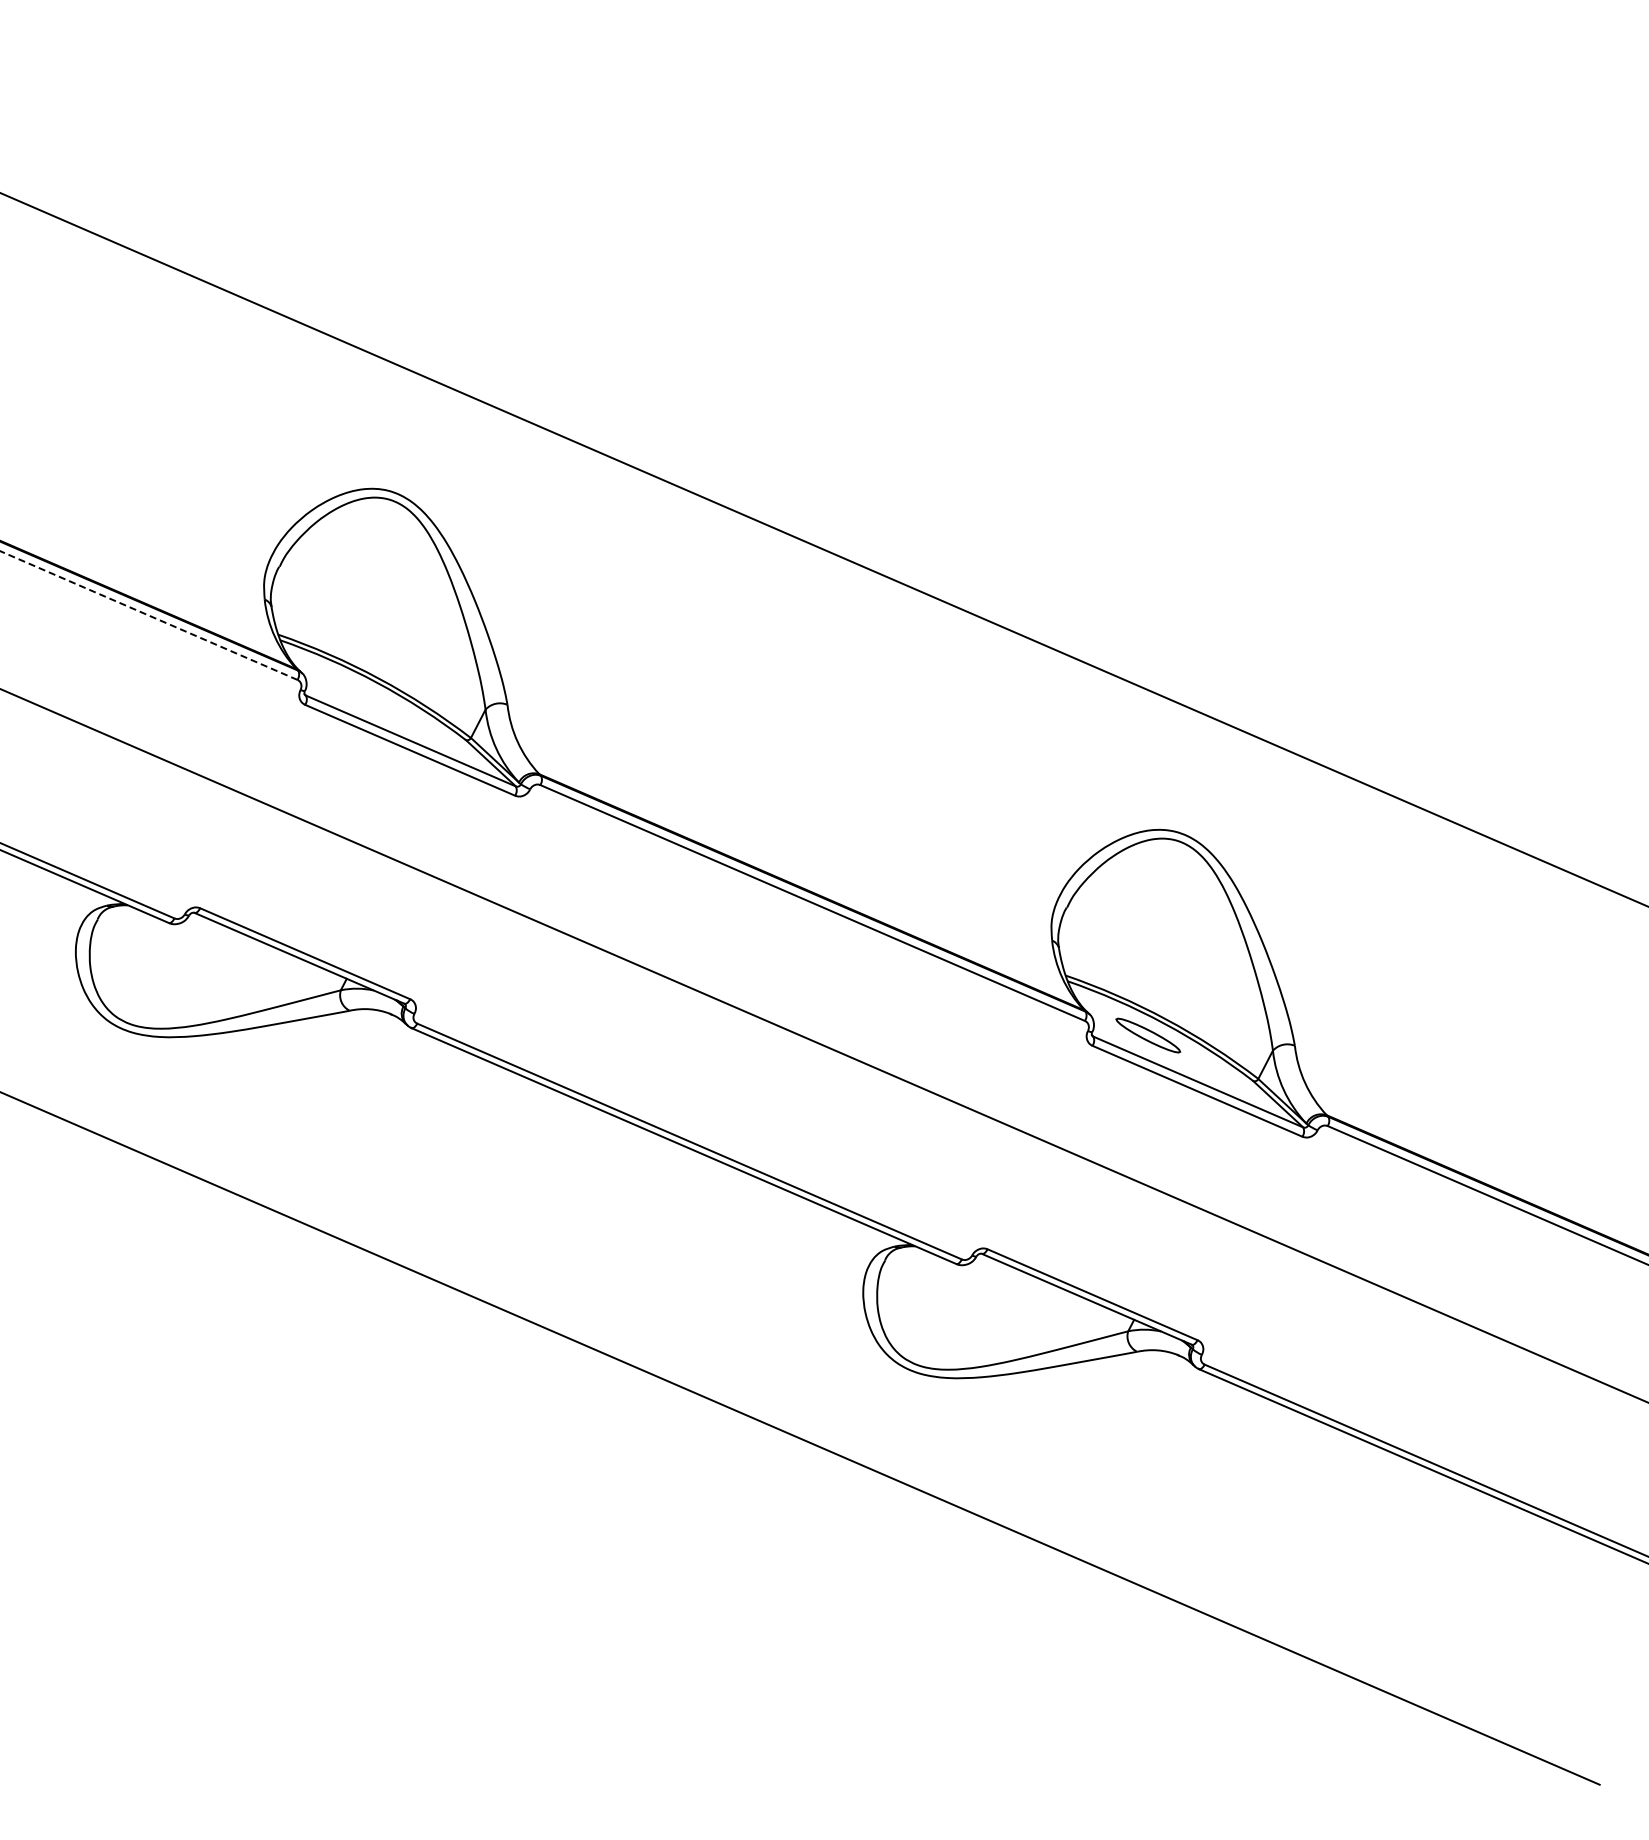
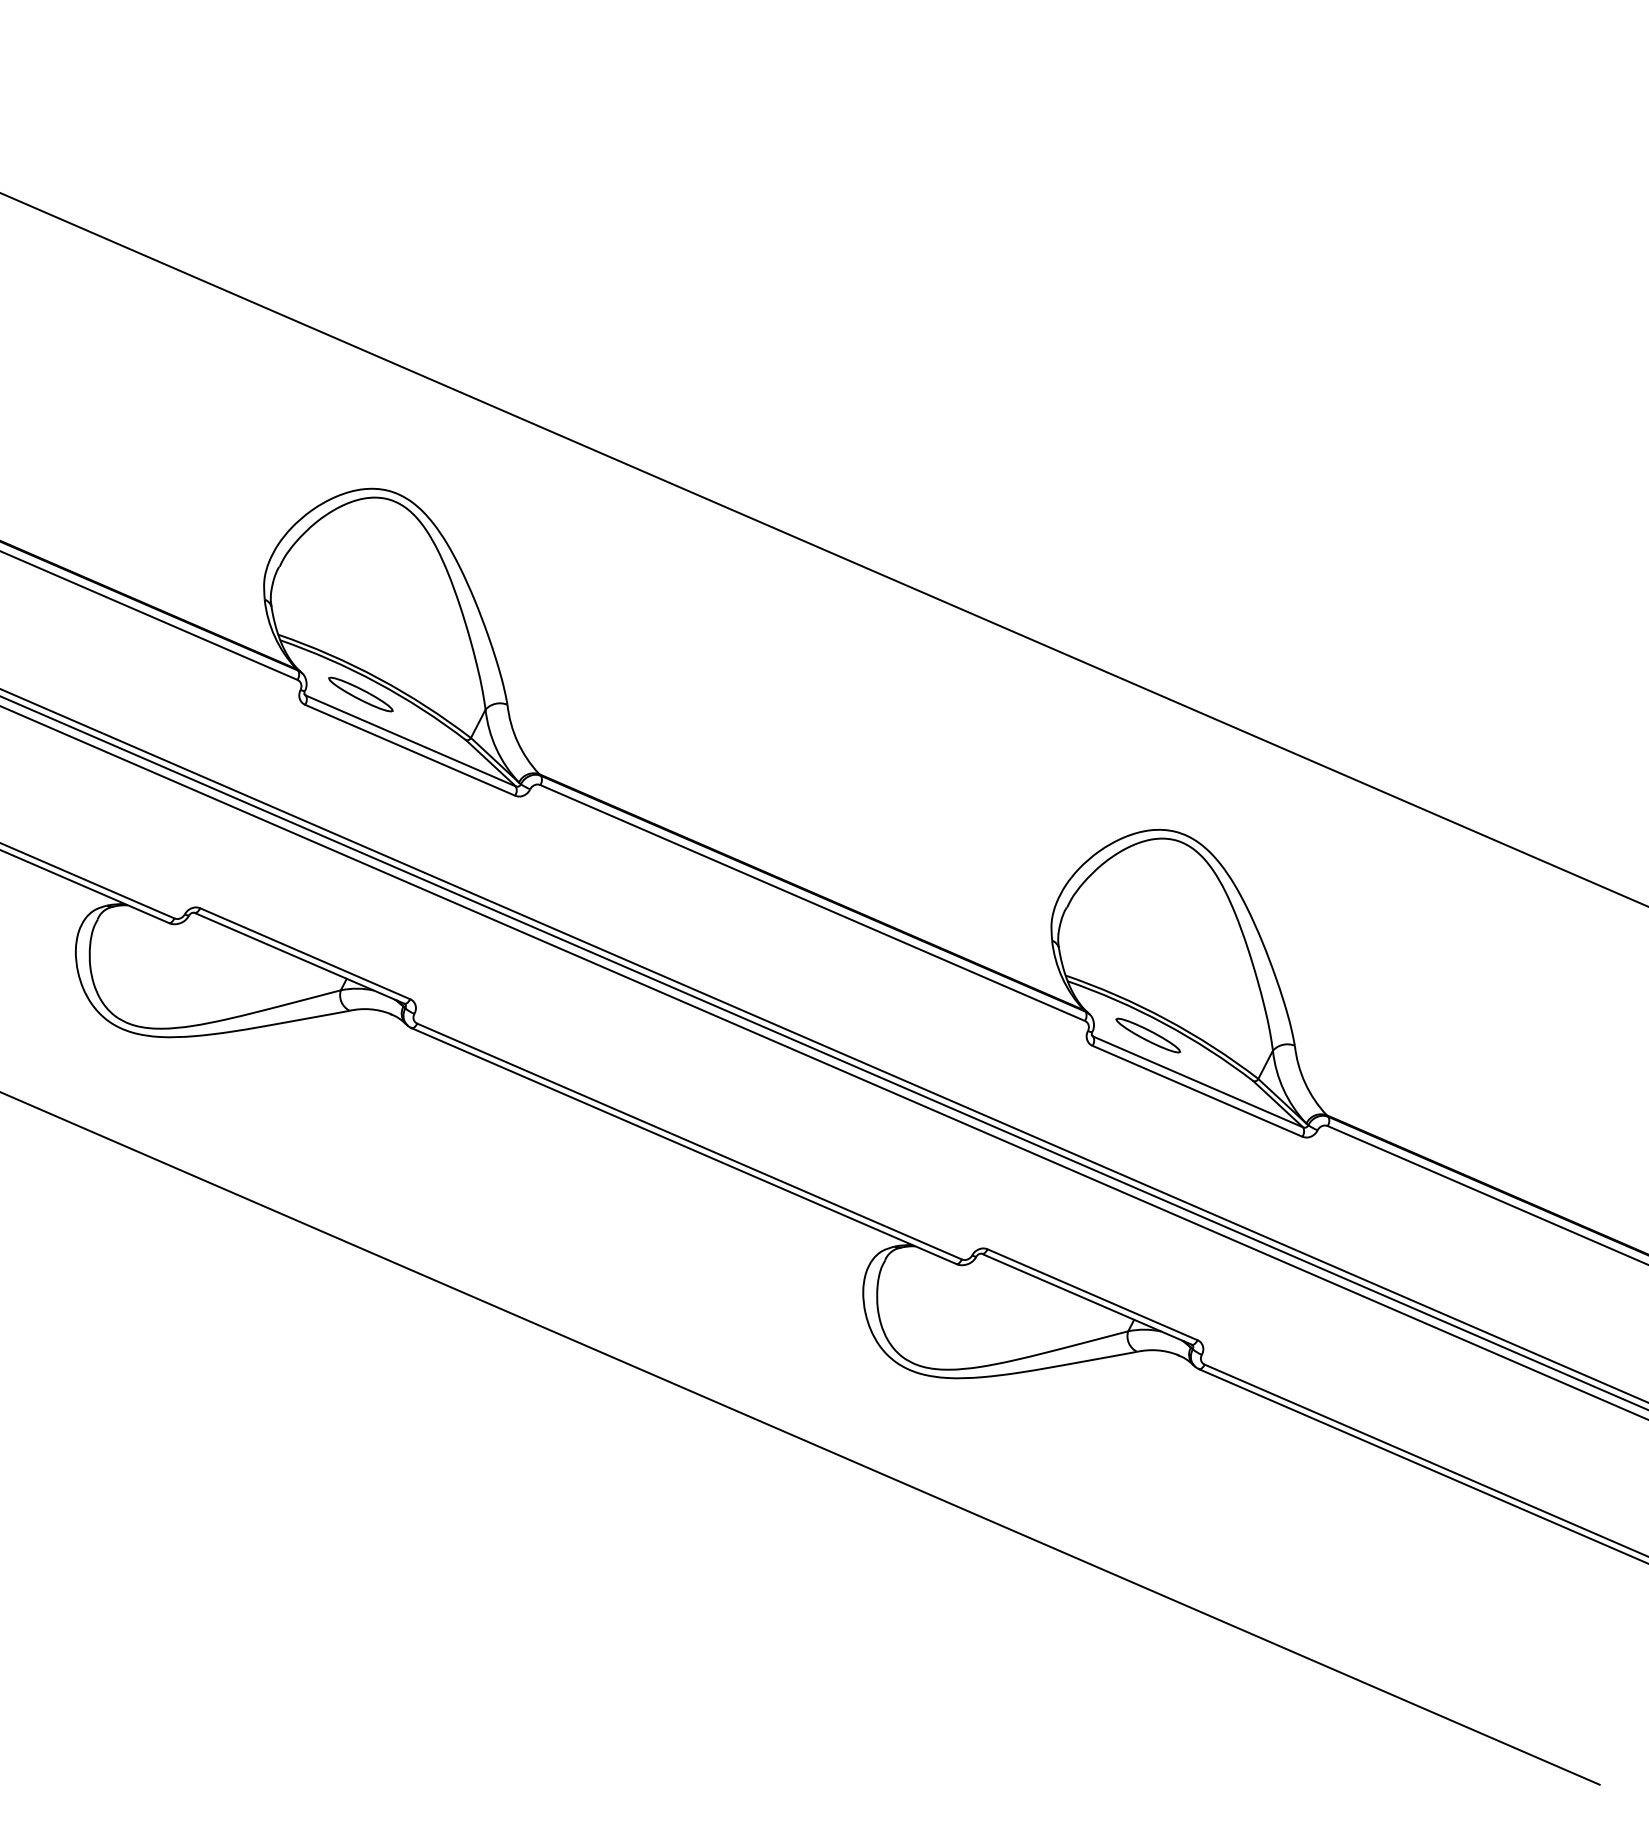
line: dashed -> solid (149, 615)
part: none -> present (360, 694)
line: none -> present (823, 1052)
line: none -> present (823, 1062)
